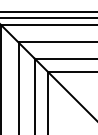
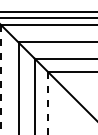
line: solid -> dashed (0, 79)
line: solid -> dashed (48, 103)
